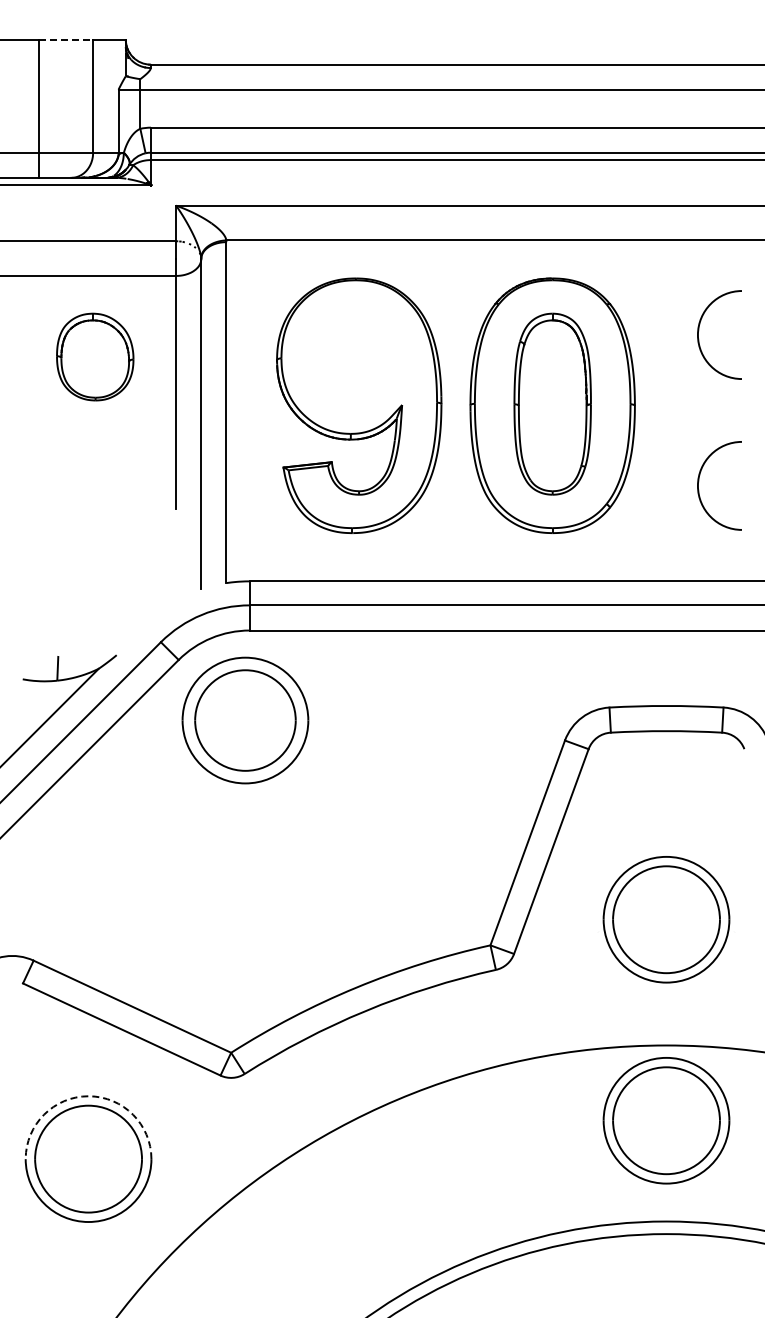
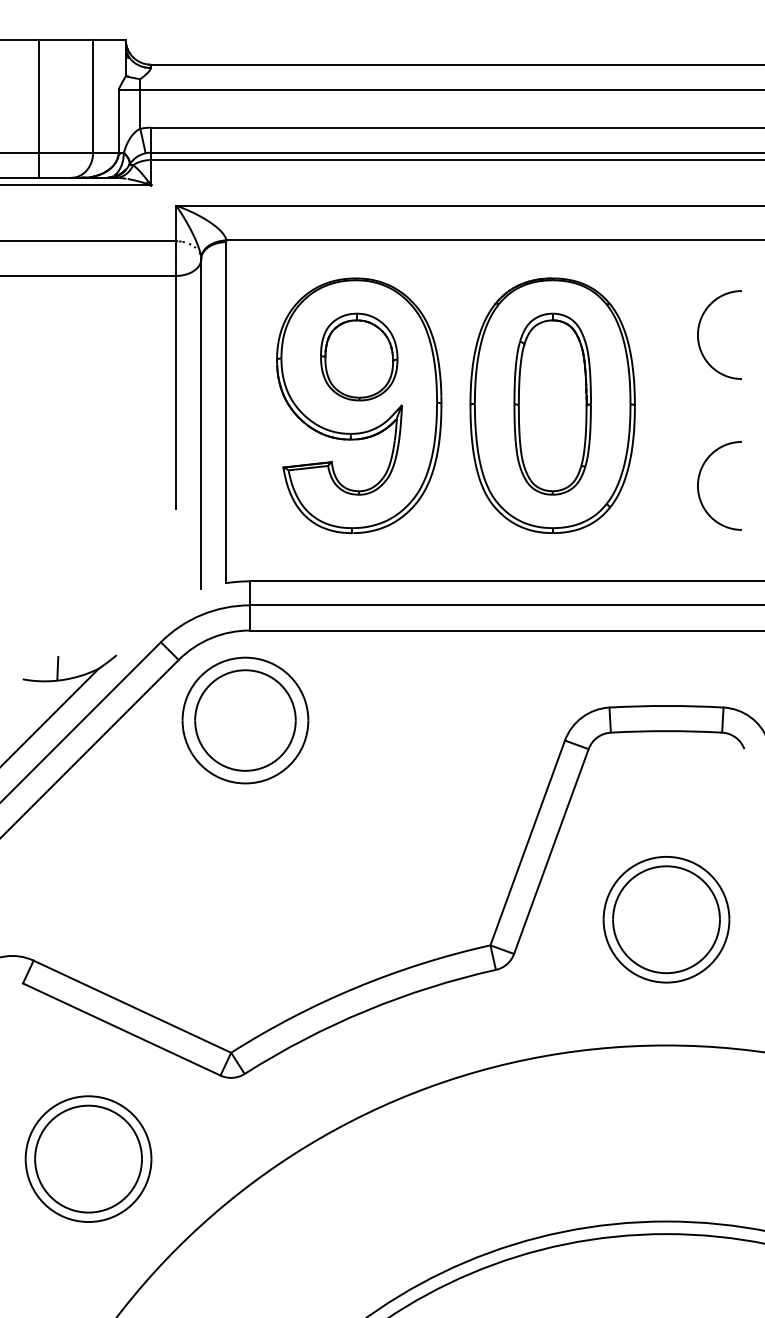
line: dashed -> solid (66, 39)
part position: (95, 356) -> (359, 356) (359, 356)
arc: dashed -> solid (88, 1096)
part: present -> none (666, 1120)
